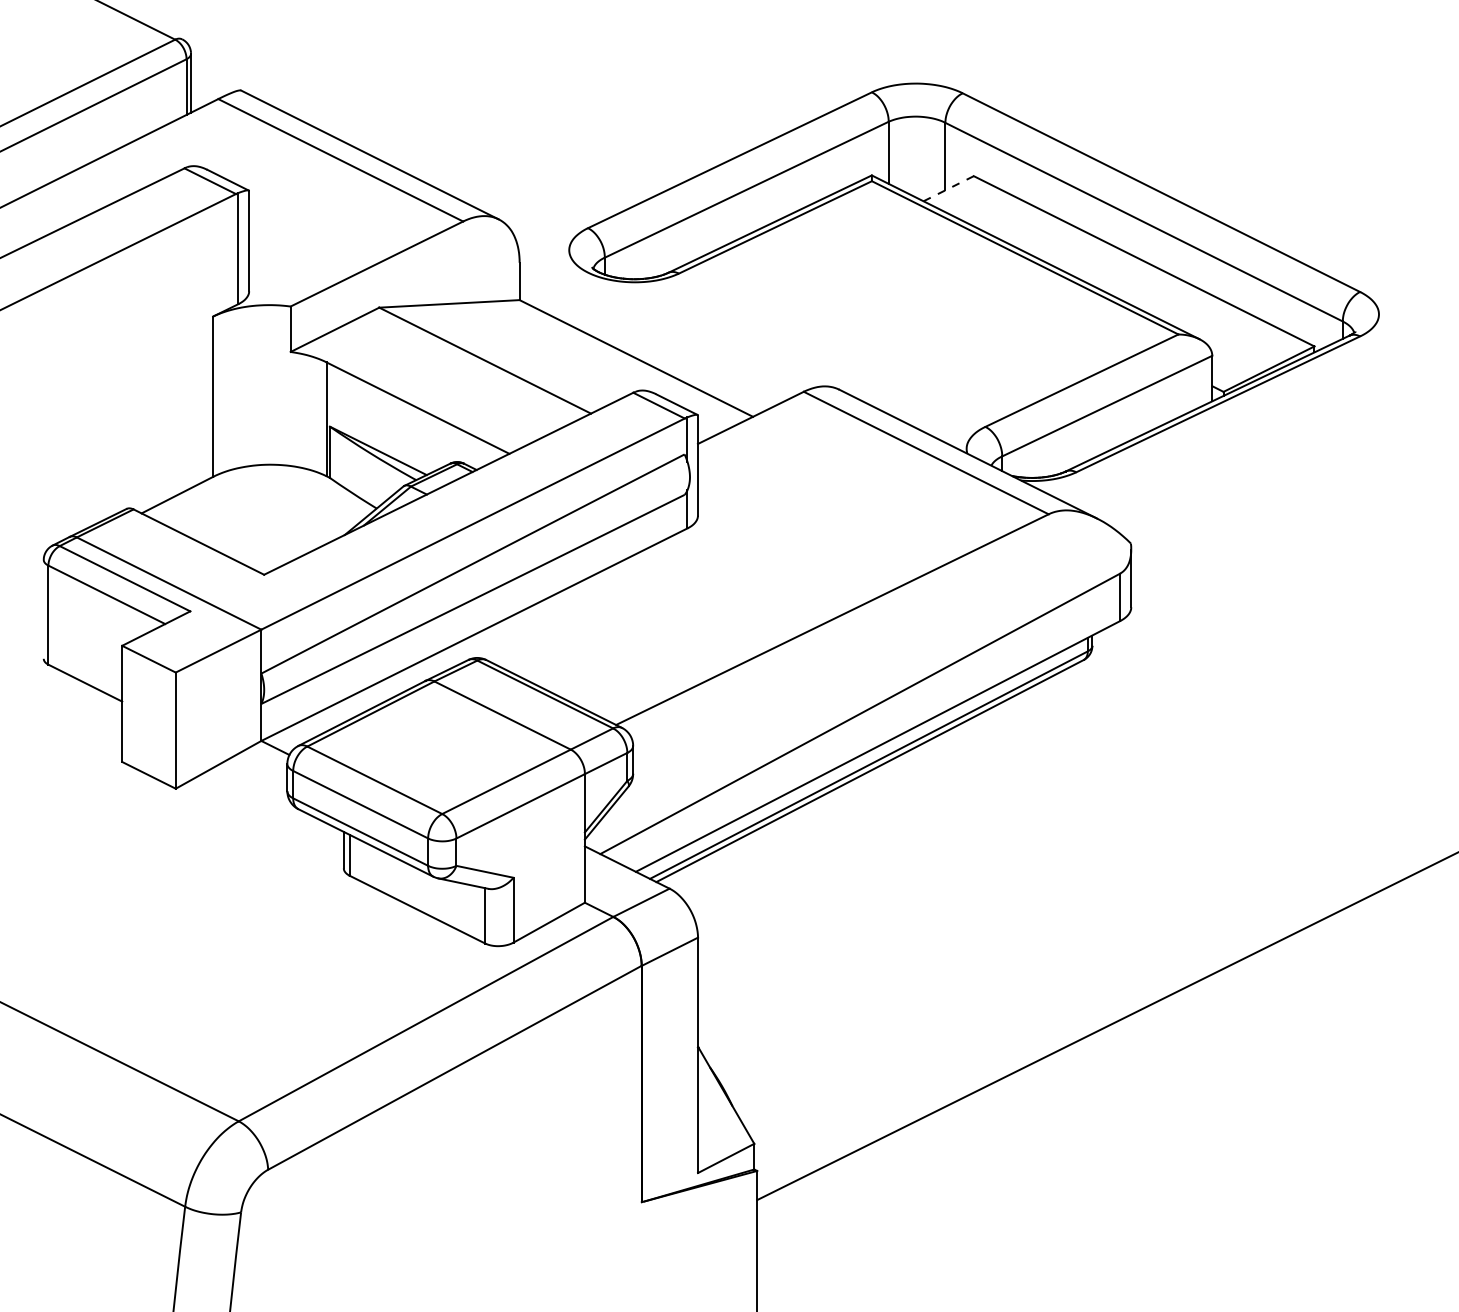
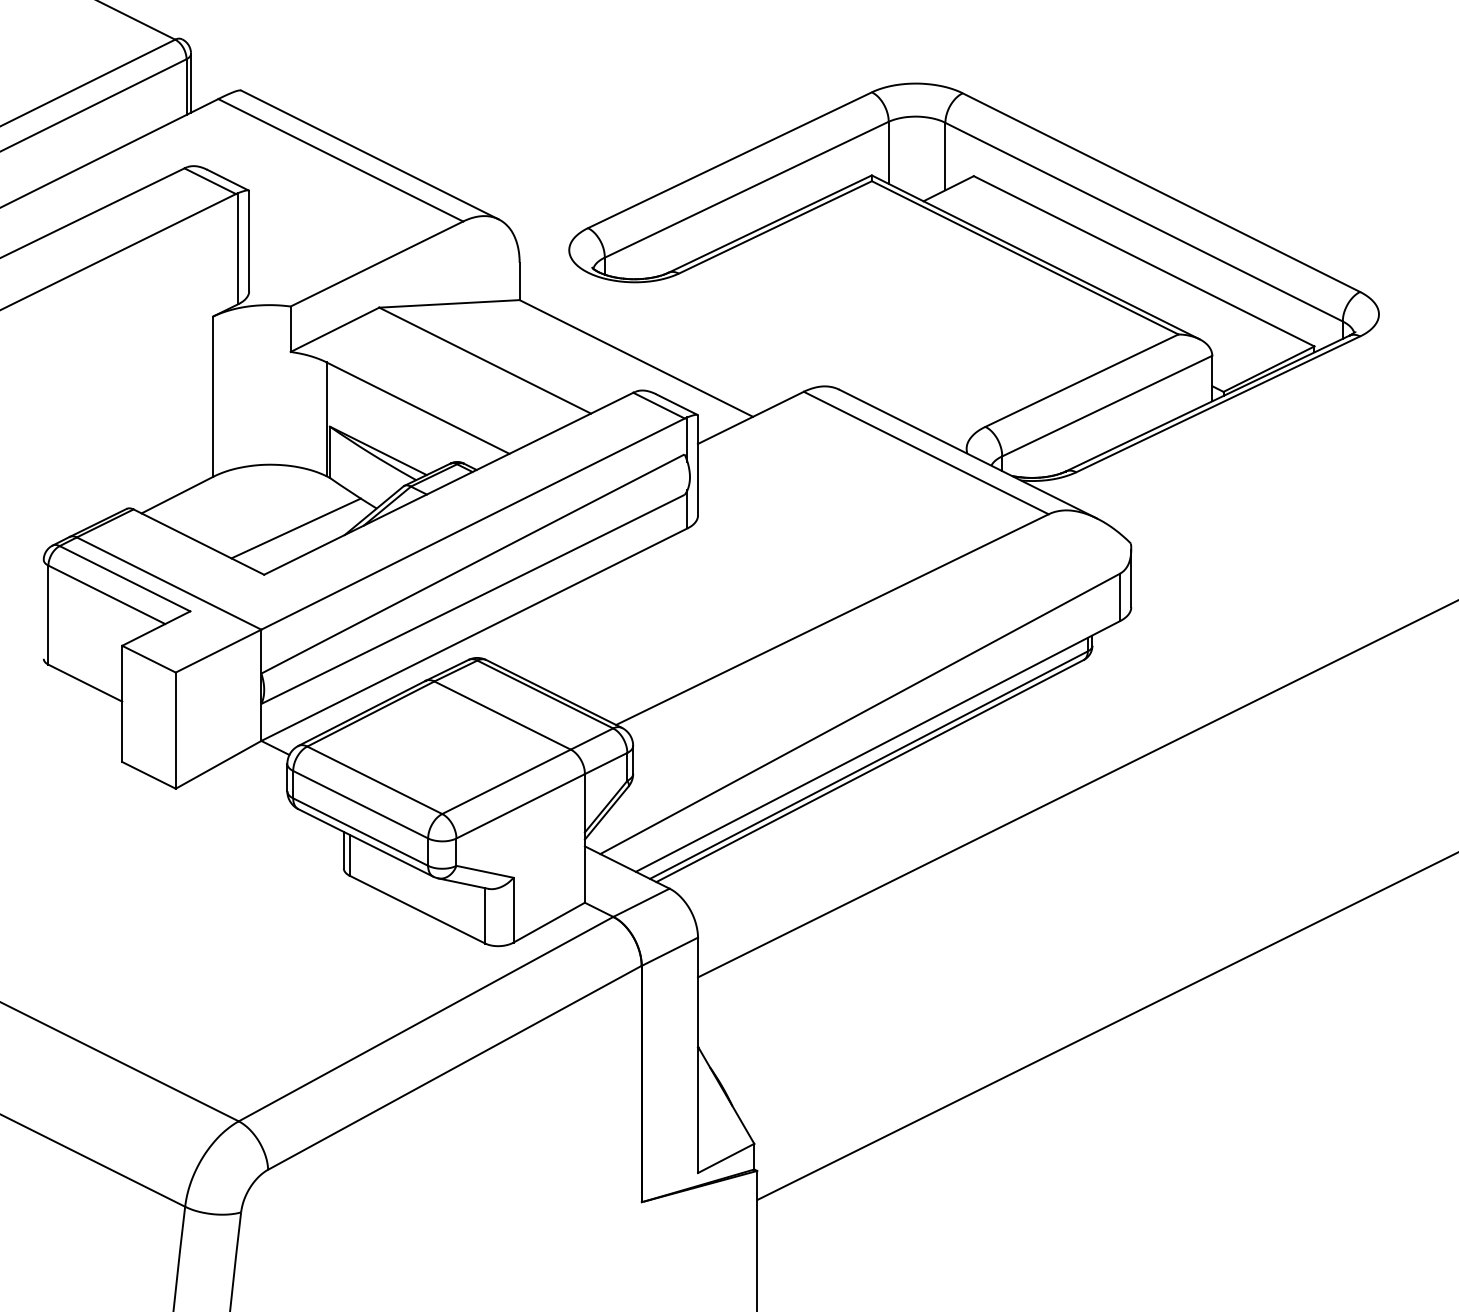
line: dashed -> solid (948, 188)
line: none -> present (295, 528)
line: none -> present (1076, 789)
